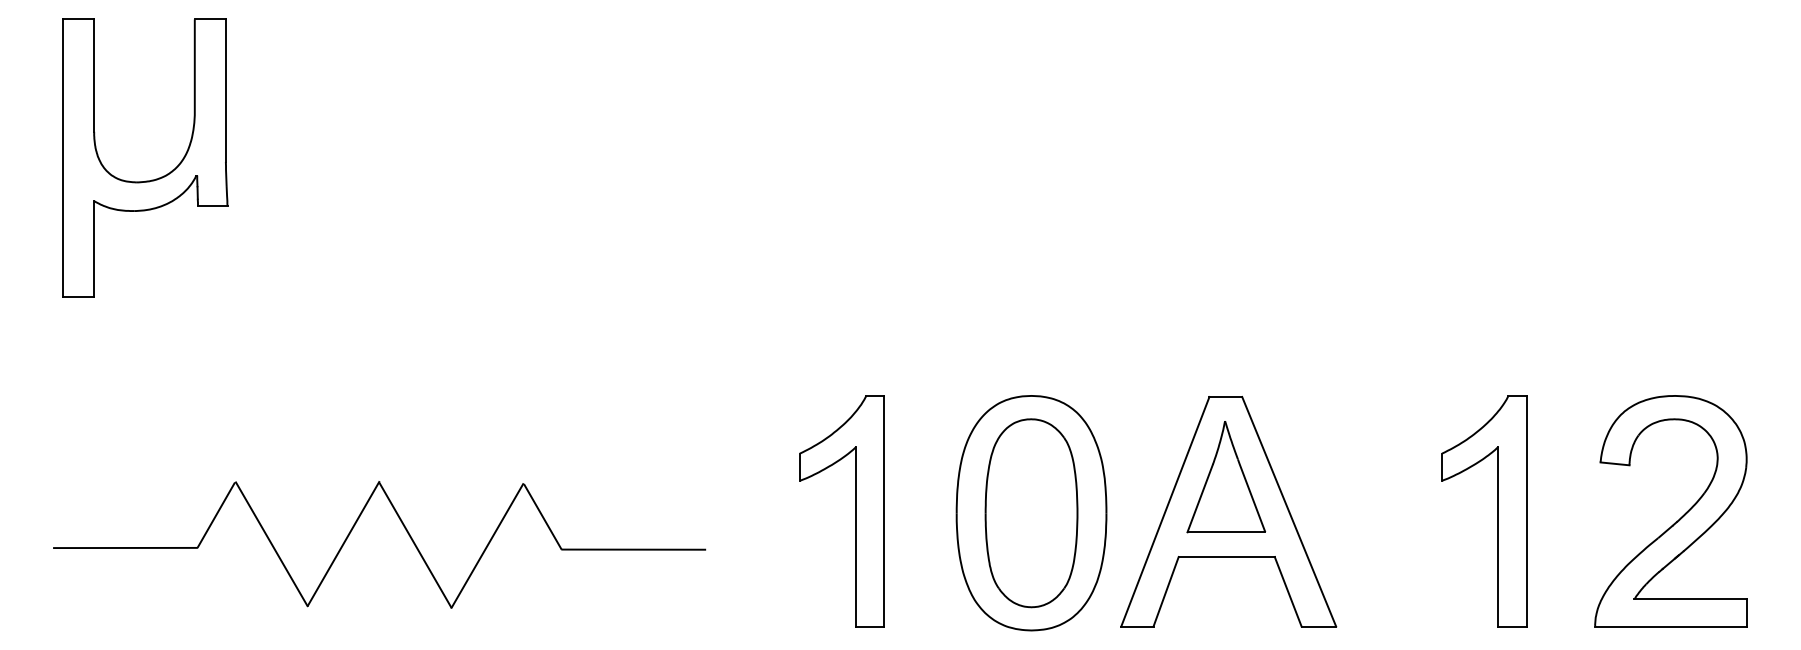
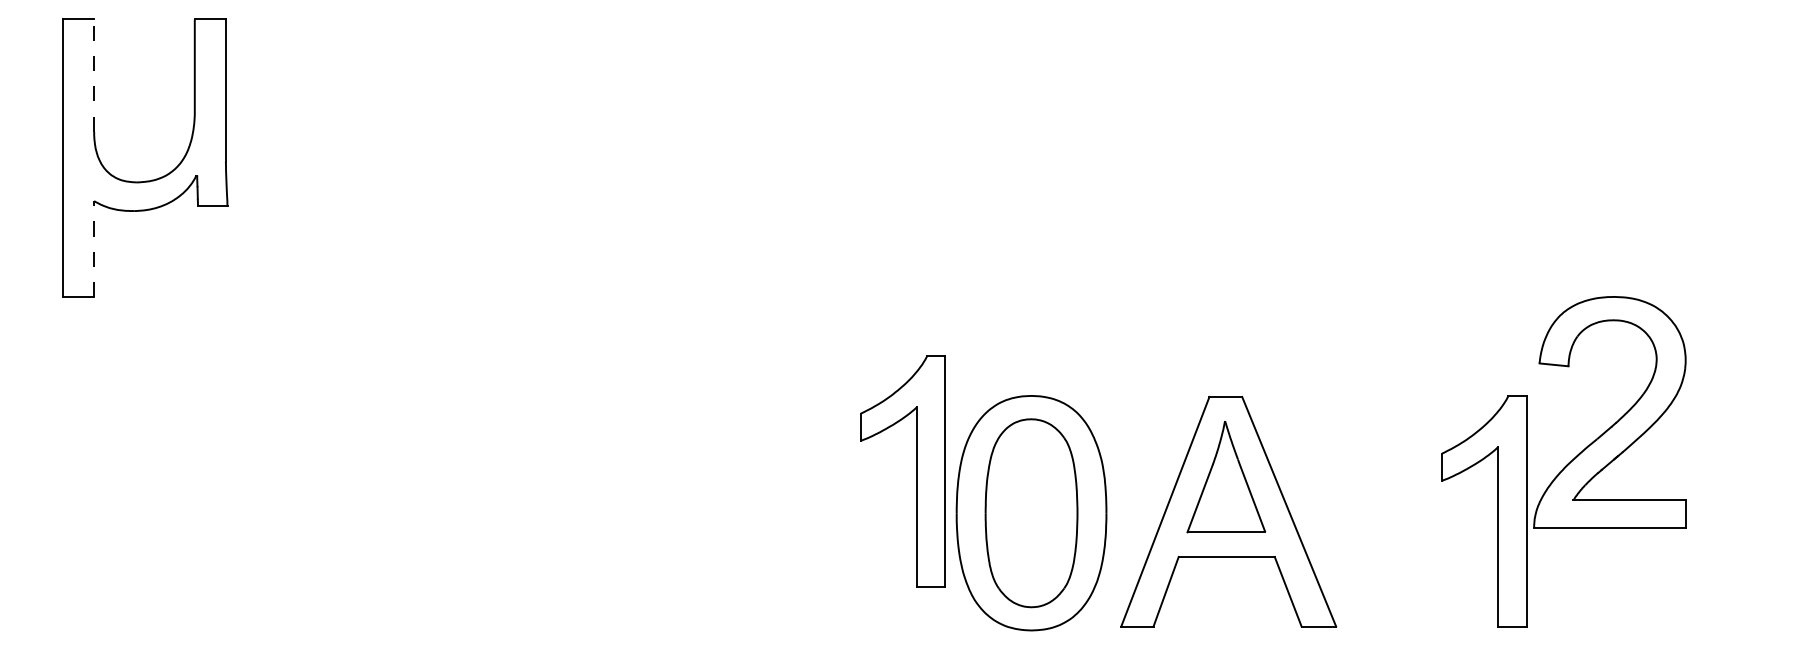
line: solid -> dashed (94, 75)
line: solid -> dashed (94, 248)
part position: (855, 511) -> (916, 471) (916, 471)
part position: (1678, 519) -> (1617, 420) (1617, 420)
part: present -> none (405, 530)
